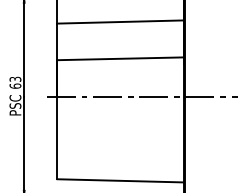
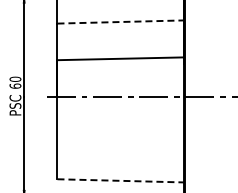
line: solid -> dashed (121, 22)
text: 63 -> 60 (15, 78)
line: solid -> dashed (121, 180)
